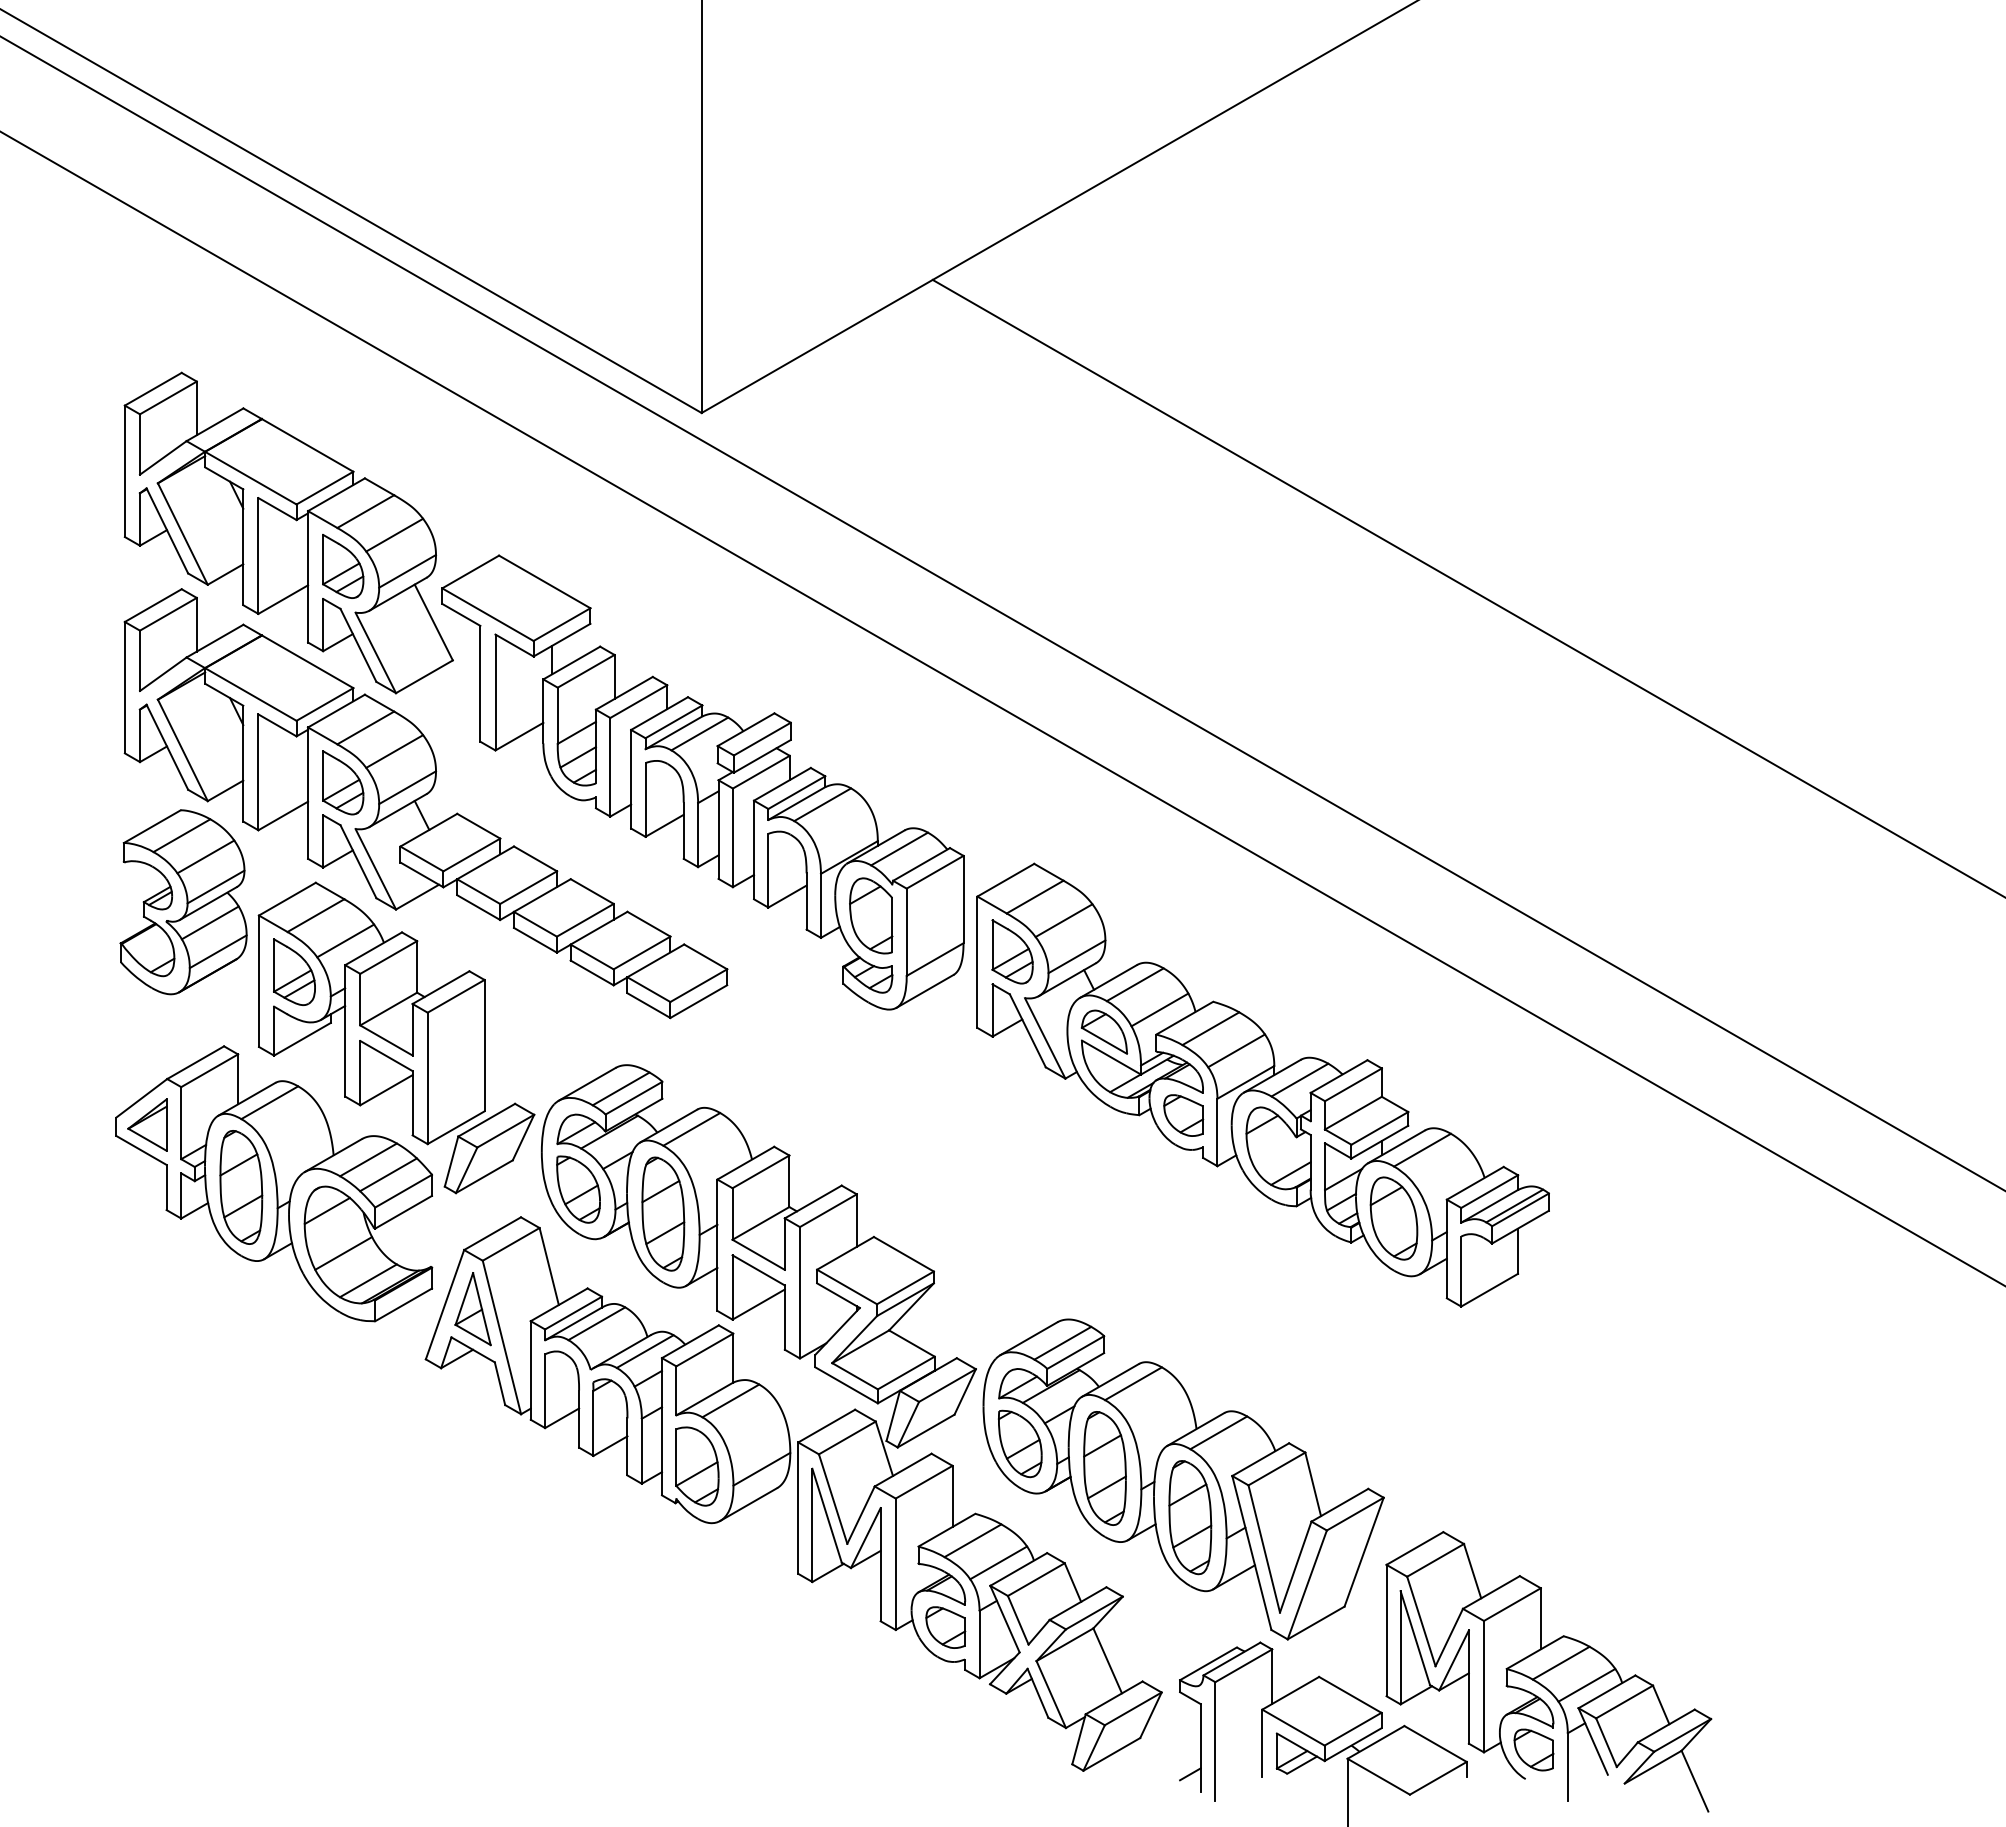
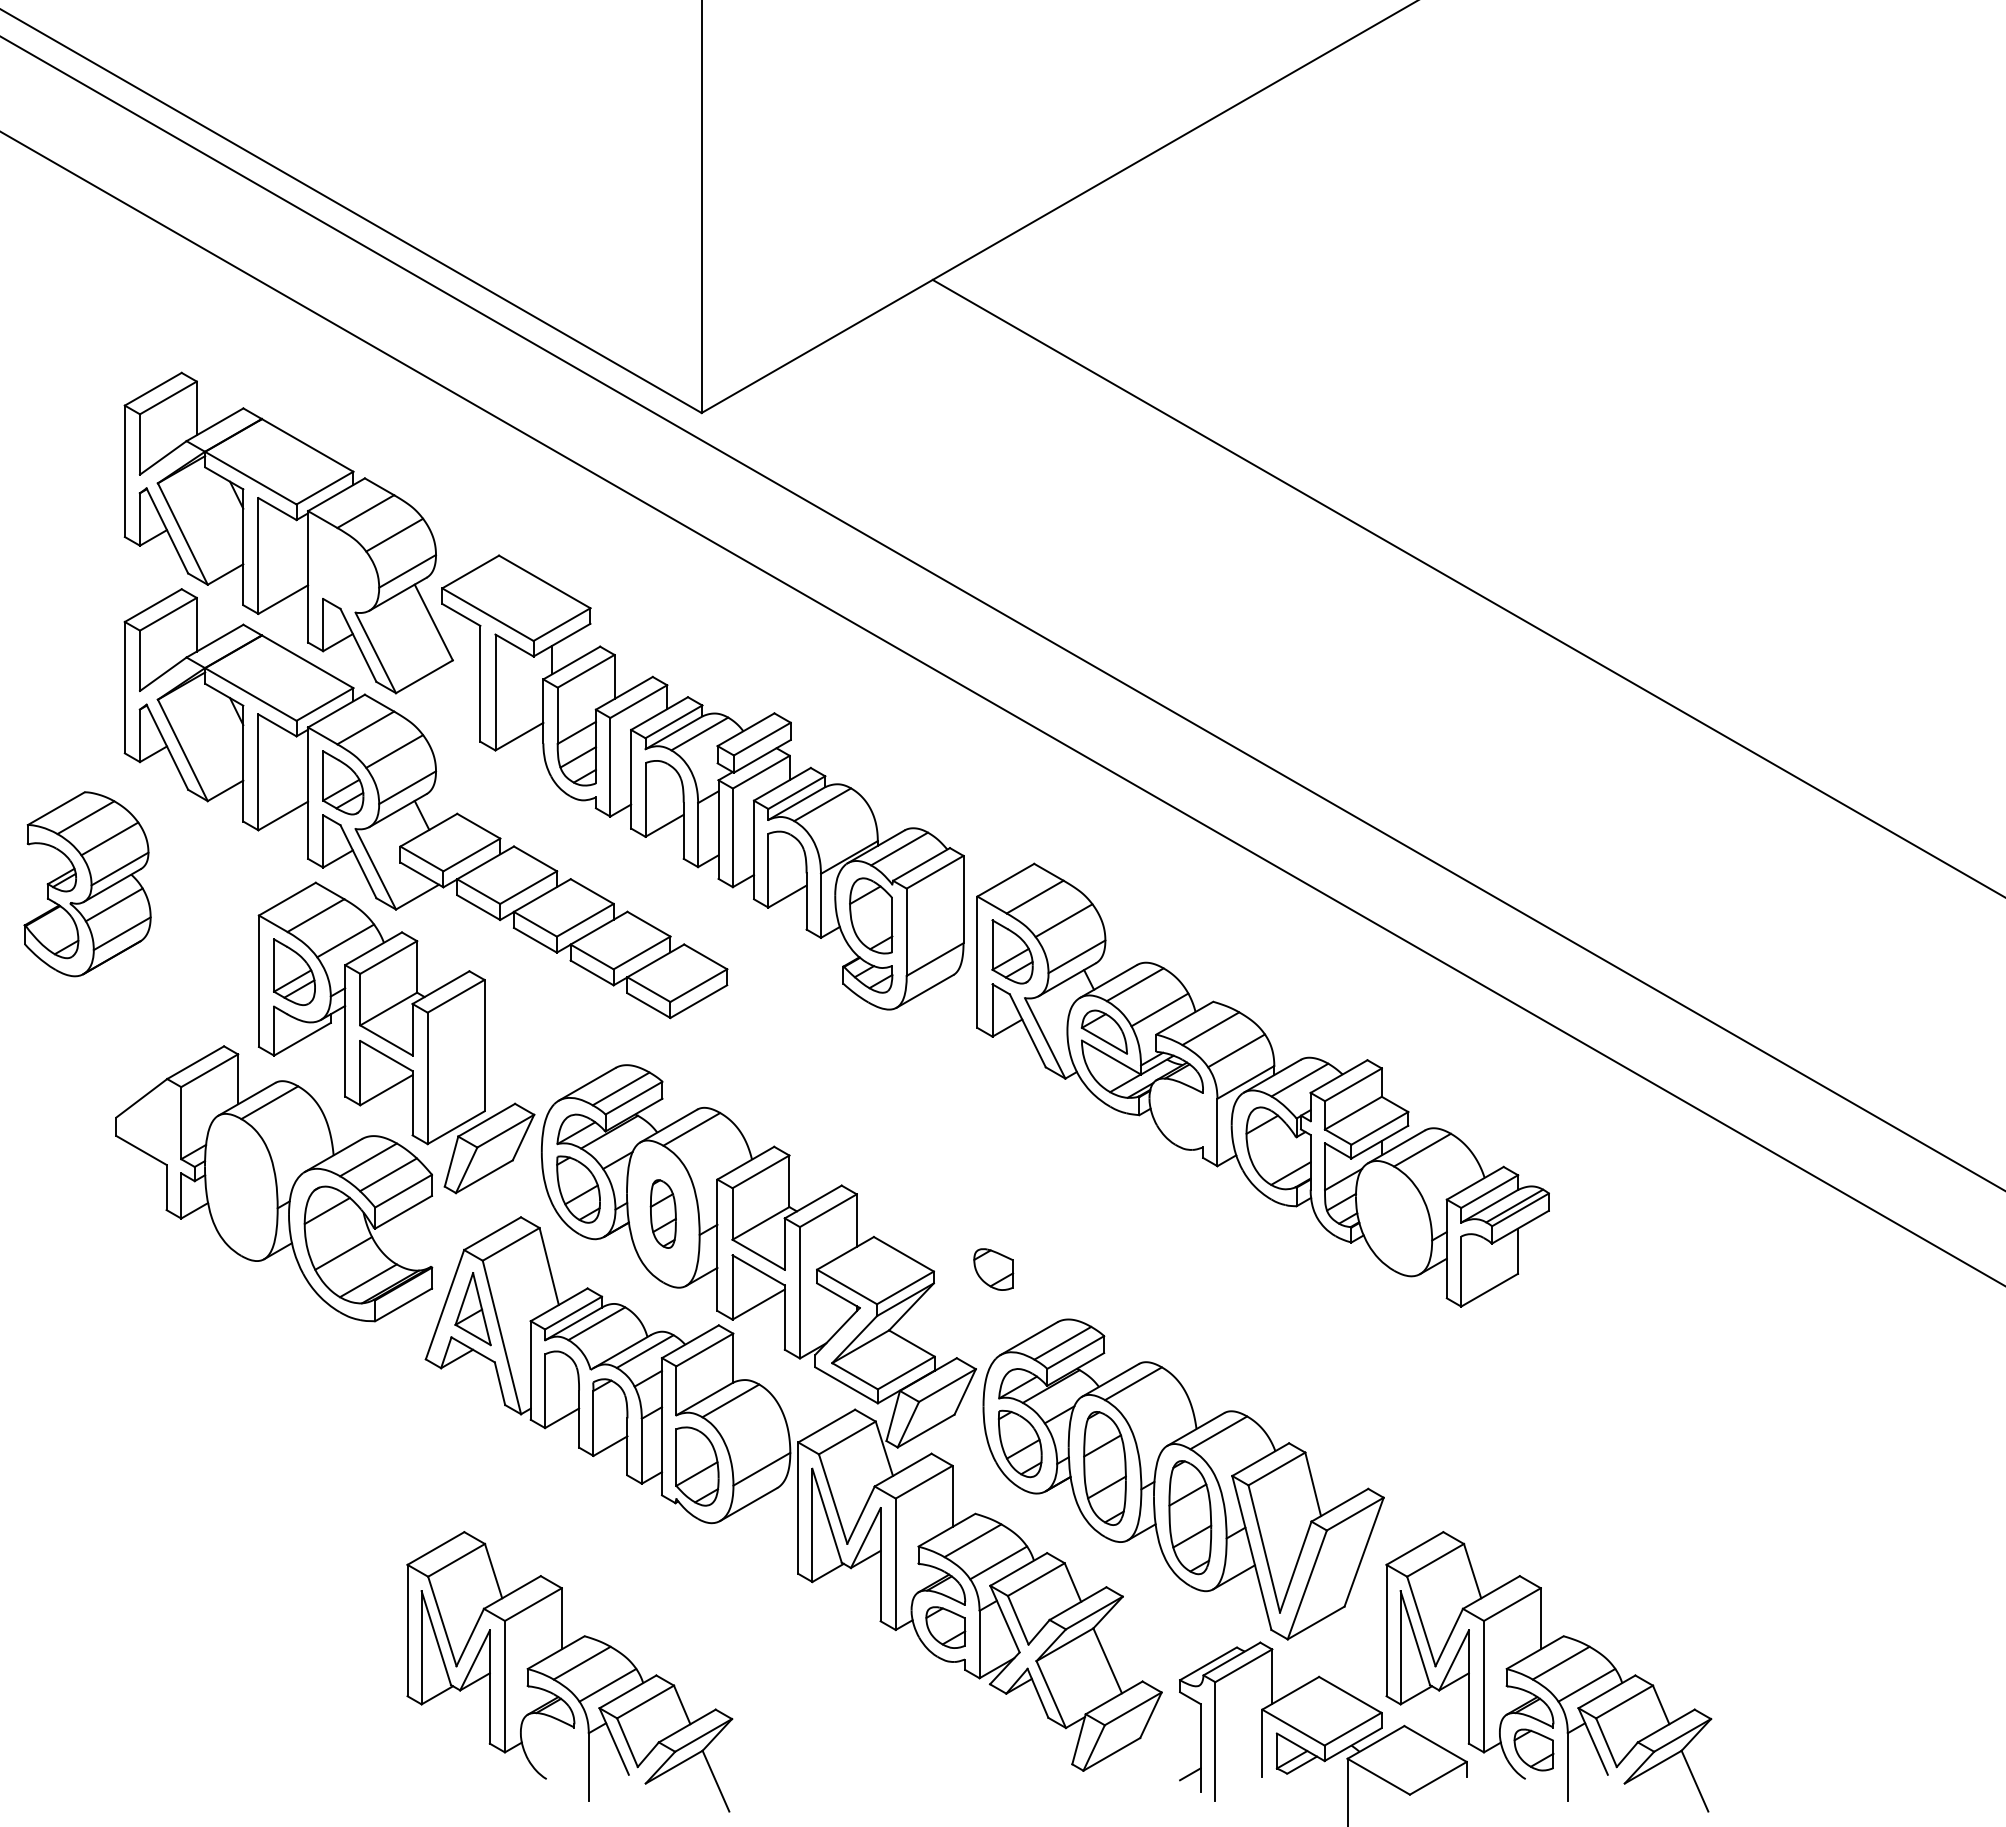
part: present -> none (343, 566)
part position: (183, 902) -> (87, 884) (87, 884)
part position: (1183, 1115) -> (993, 1269) (993, 1269)
part: present -> none (147, 1124)
part: present -> none (241, 1187)
part size: 45x116 px -> 28x70 px (662, 1213)
part: present -> none (1393, 1218)
part: none -> present (569, 1671)
